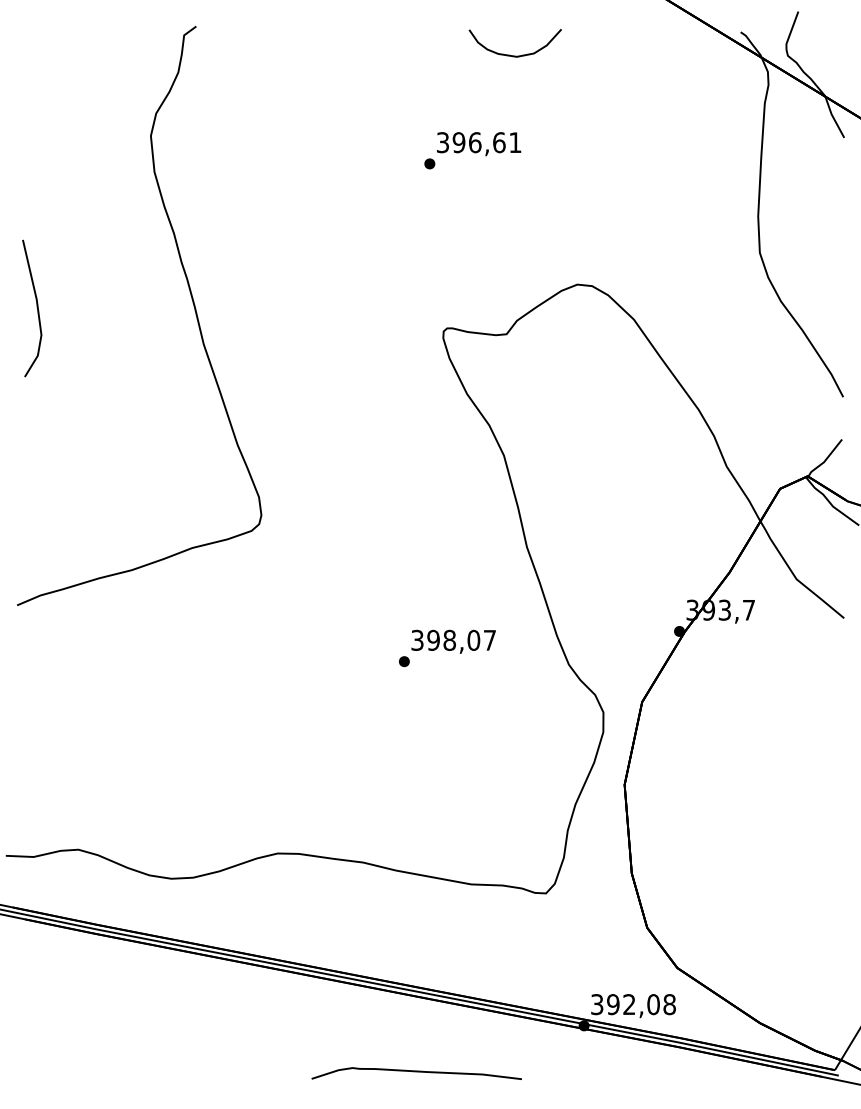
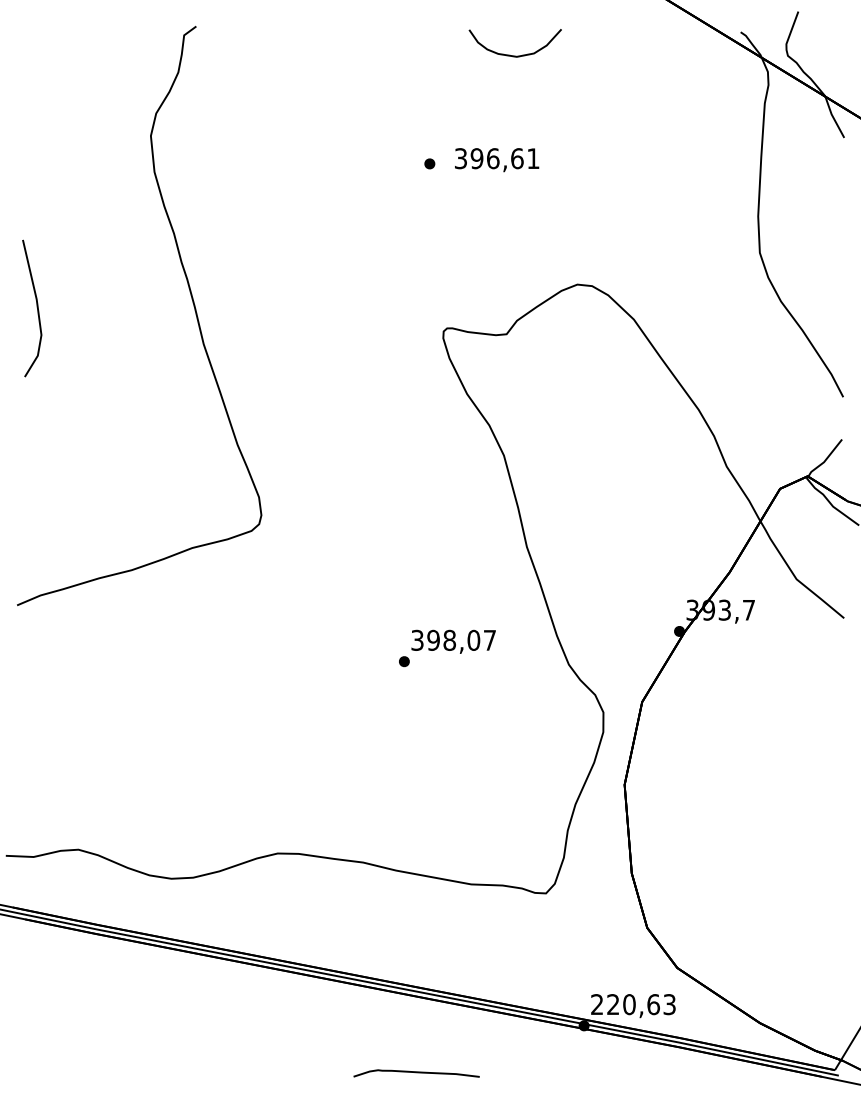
text position: (479, 144) -> (497, 160) (497, 160)
text: 392,08 -> 220,63 (633, 1004)
part size: 211x13 px -> 127x9 px (416, 1073)
